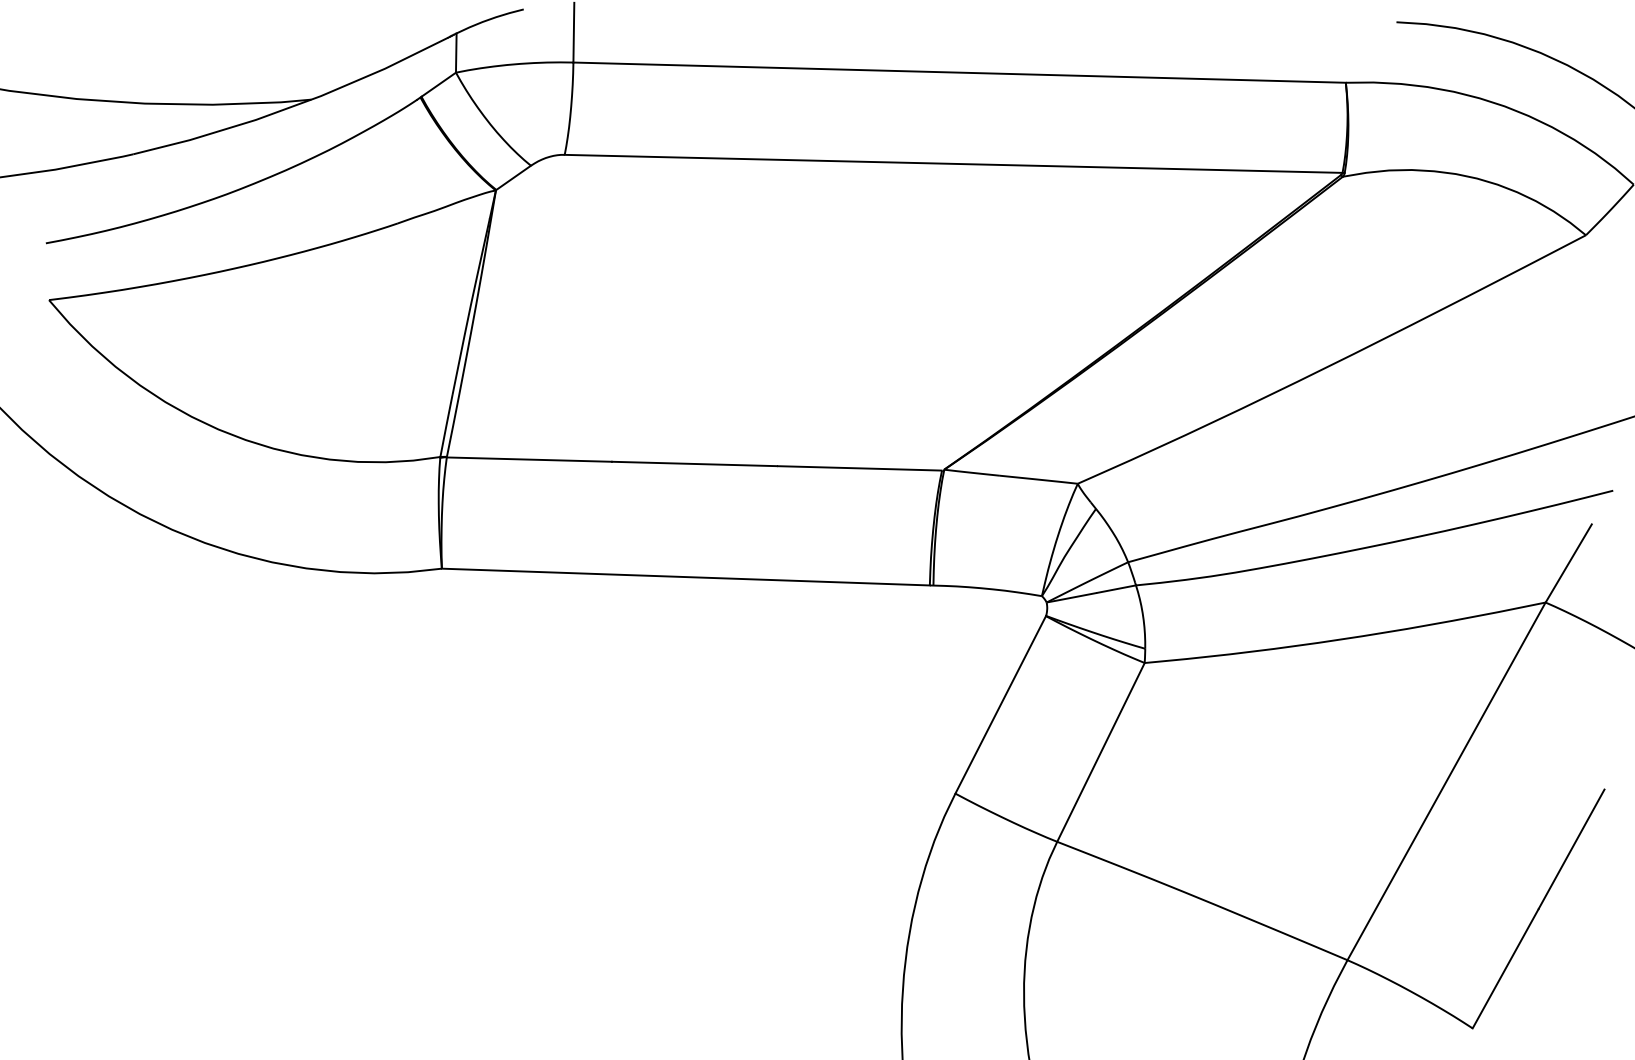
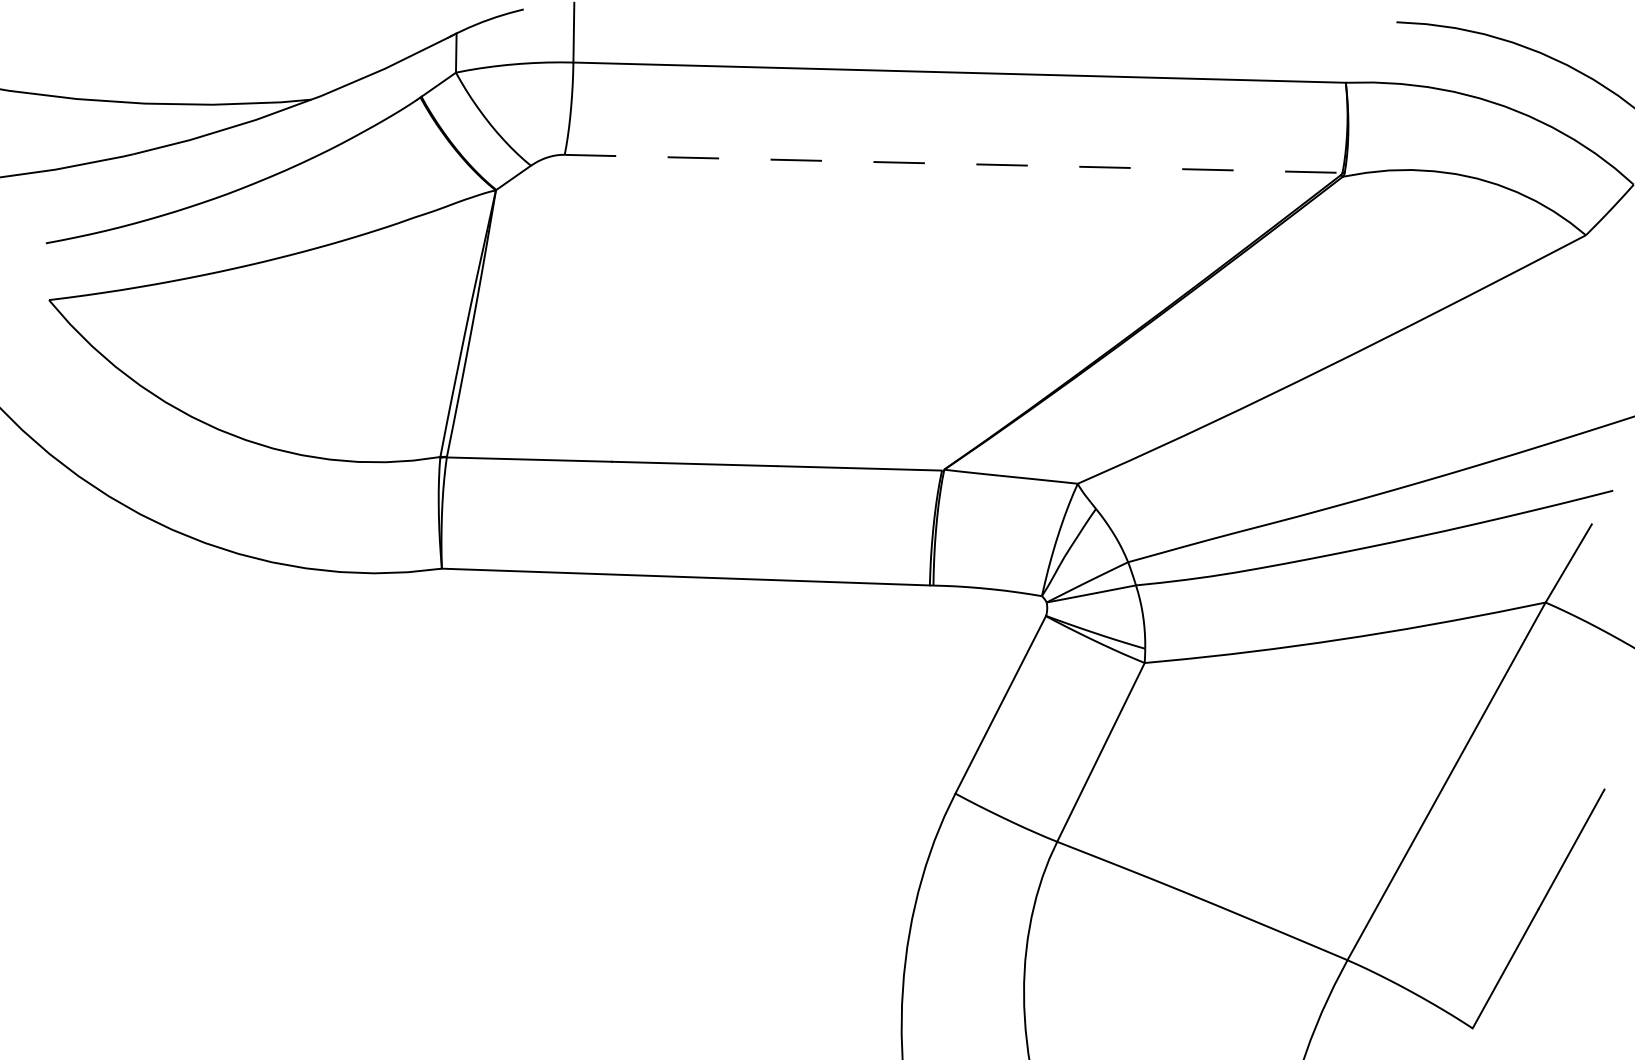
line: solid -> dashed (954, 163)
